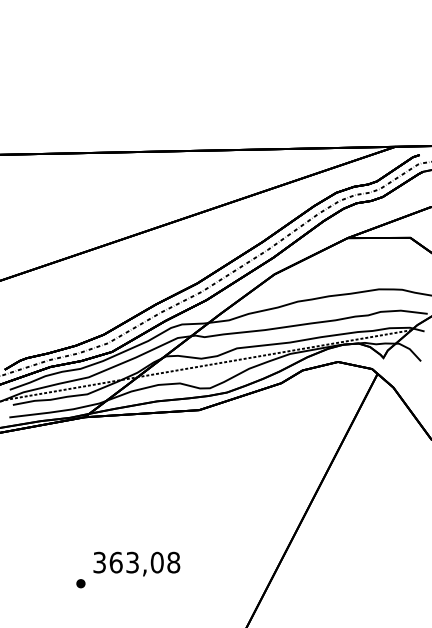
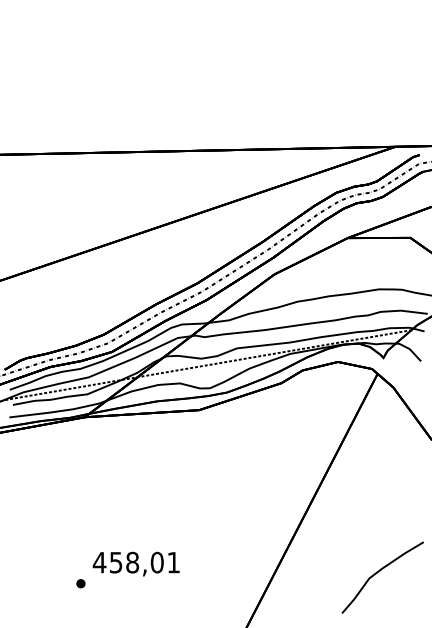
text: 363,08 -> 458,01 (136, 562)
curve: none -> present (380, 571)
